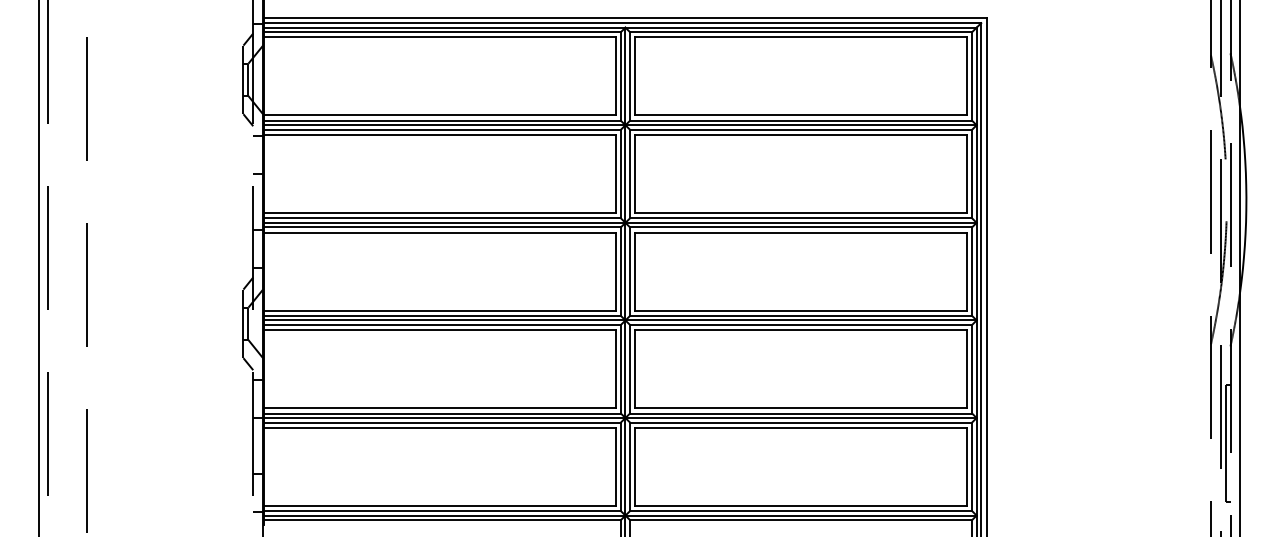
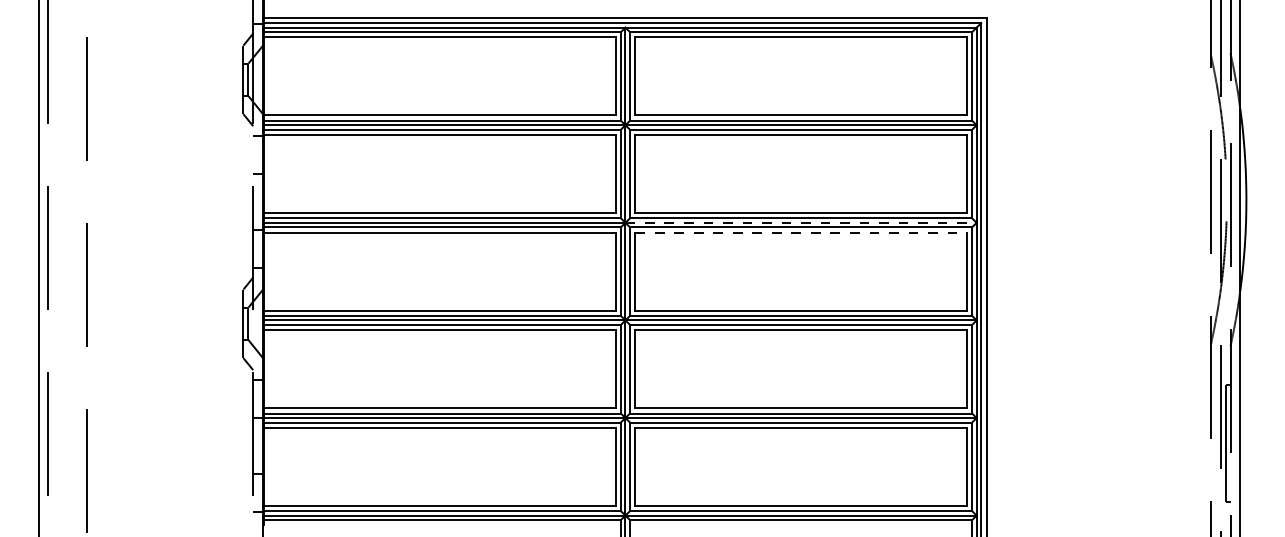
line: solid -> dashed (801, 222)
line: solid -> dashed (801, 232)
